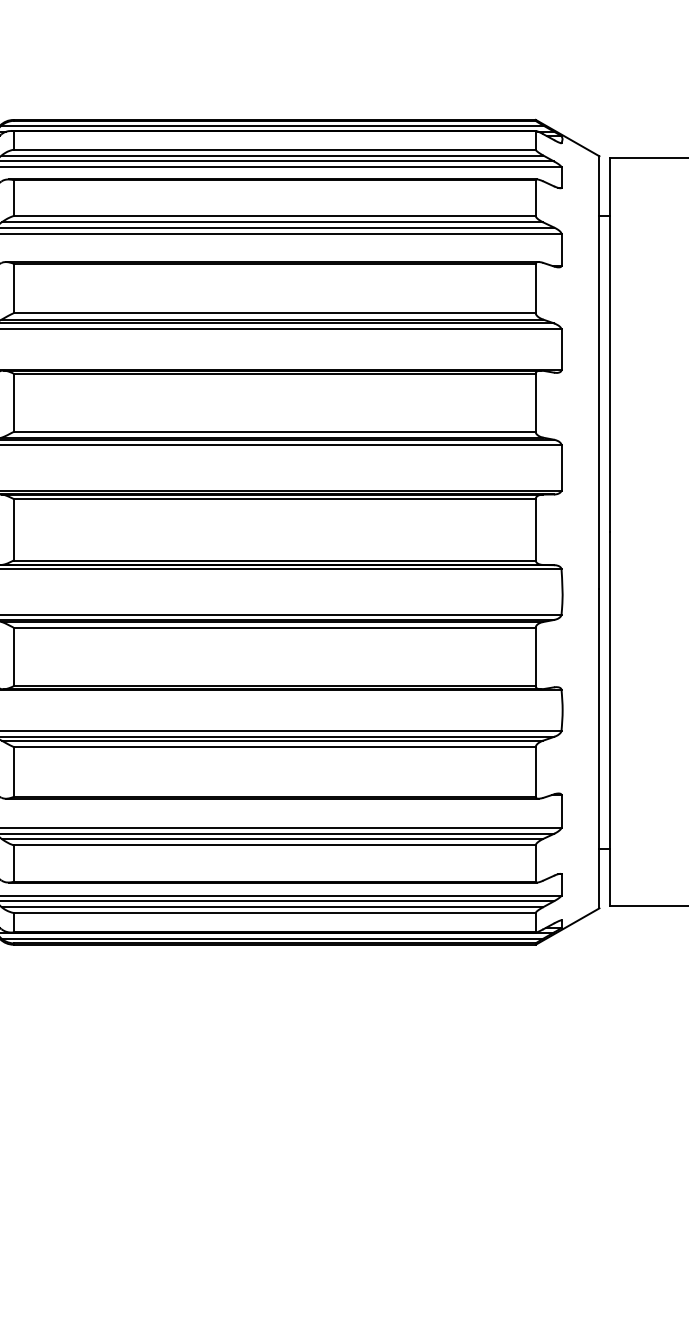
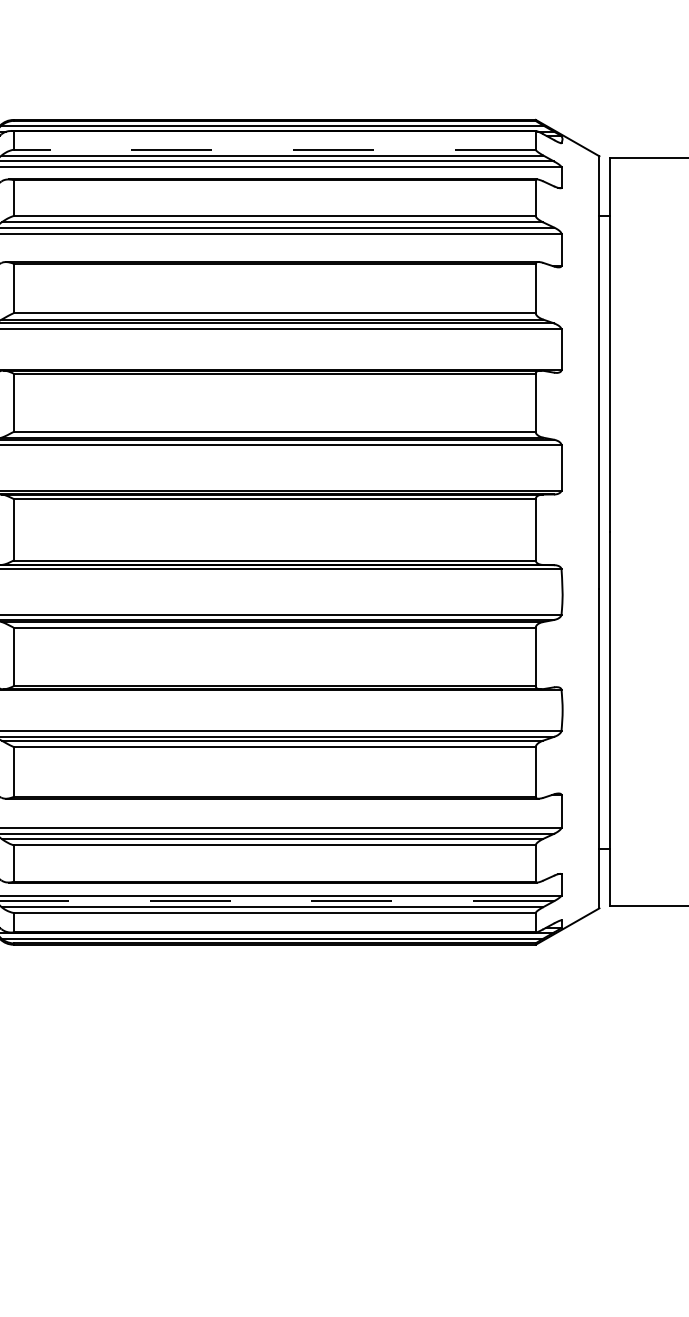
line: solid -> dashed (274, 149)
line: solid -> dashed (277, 901)
